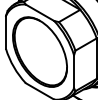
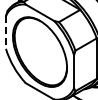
line: solid -> dashed (6, 32)
